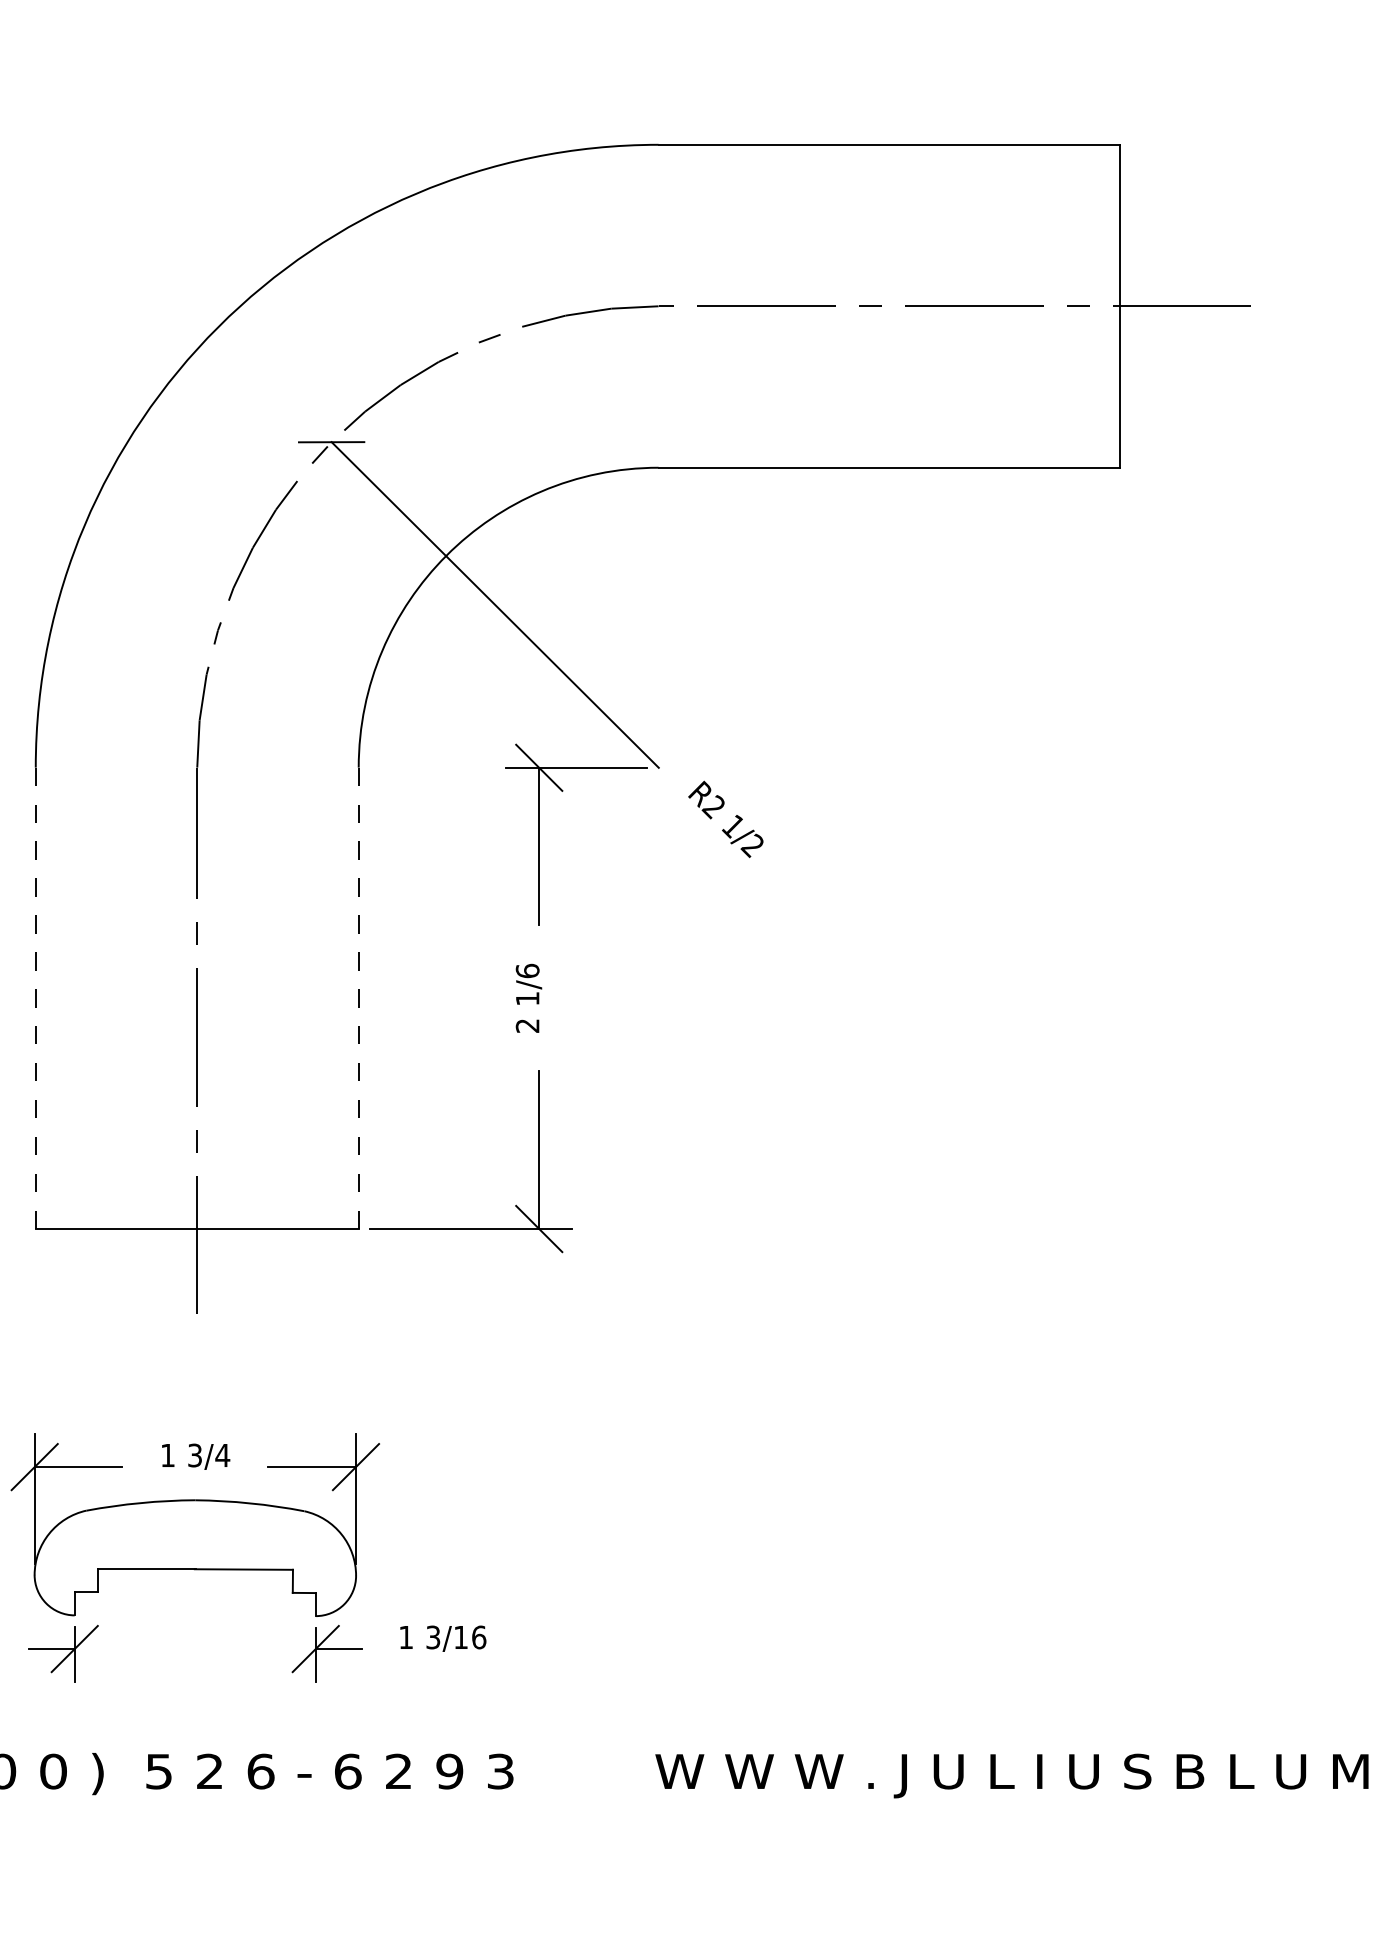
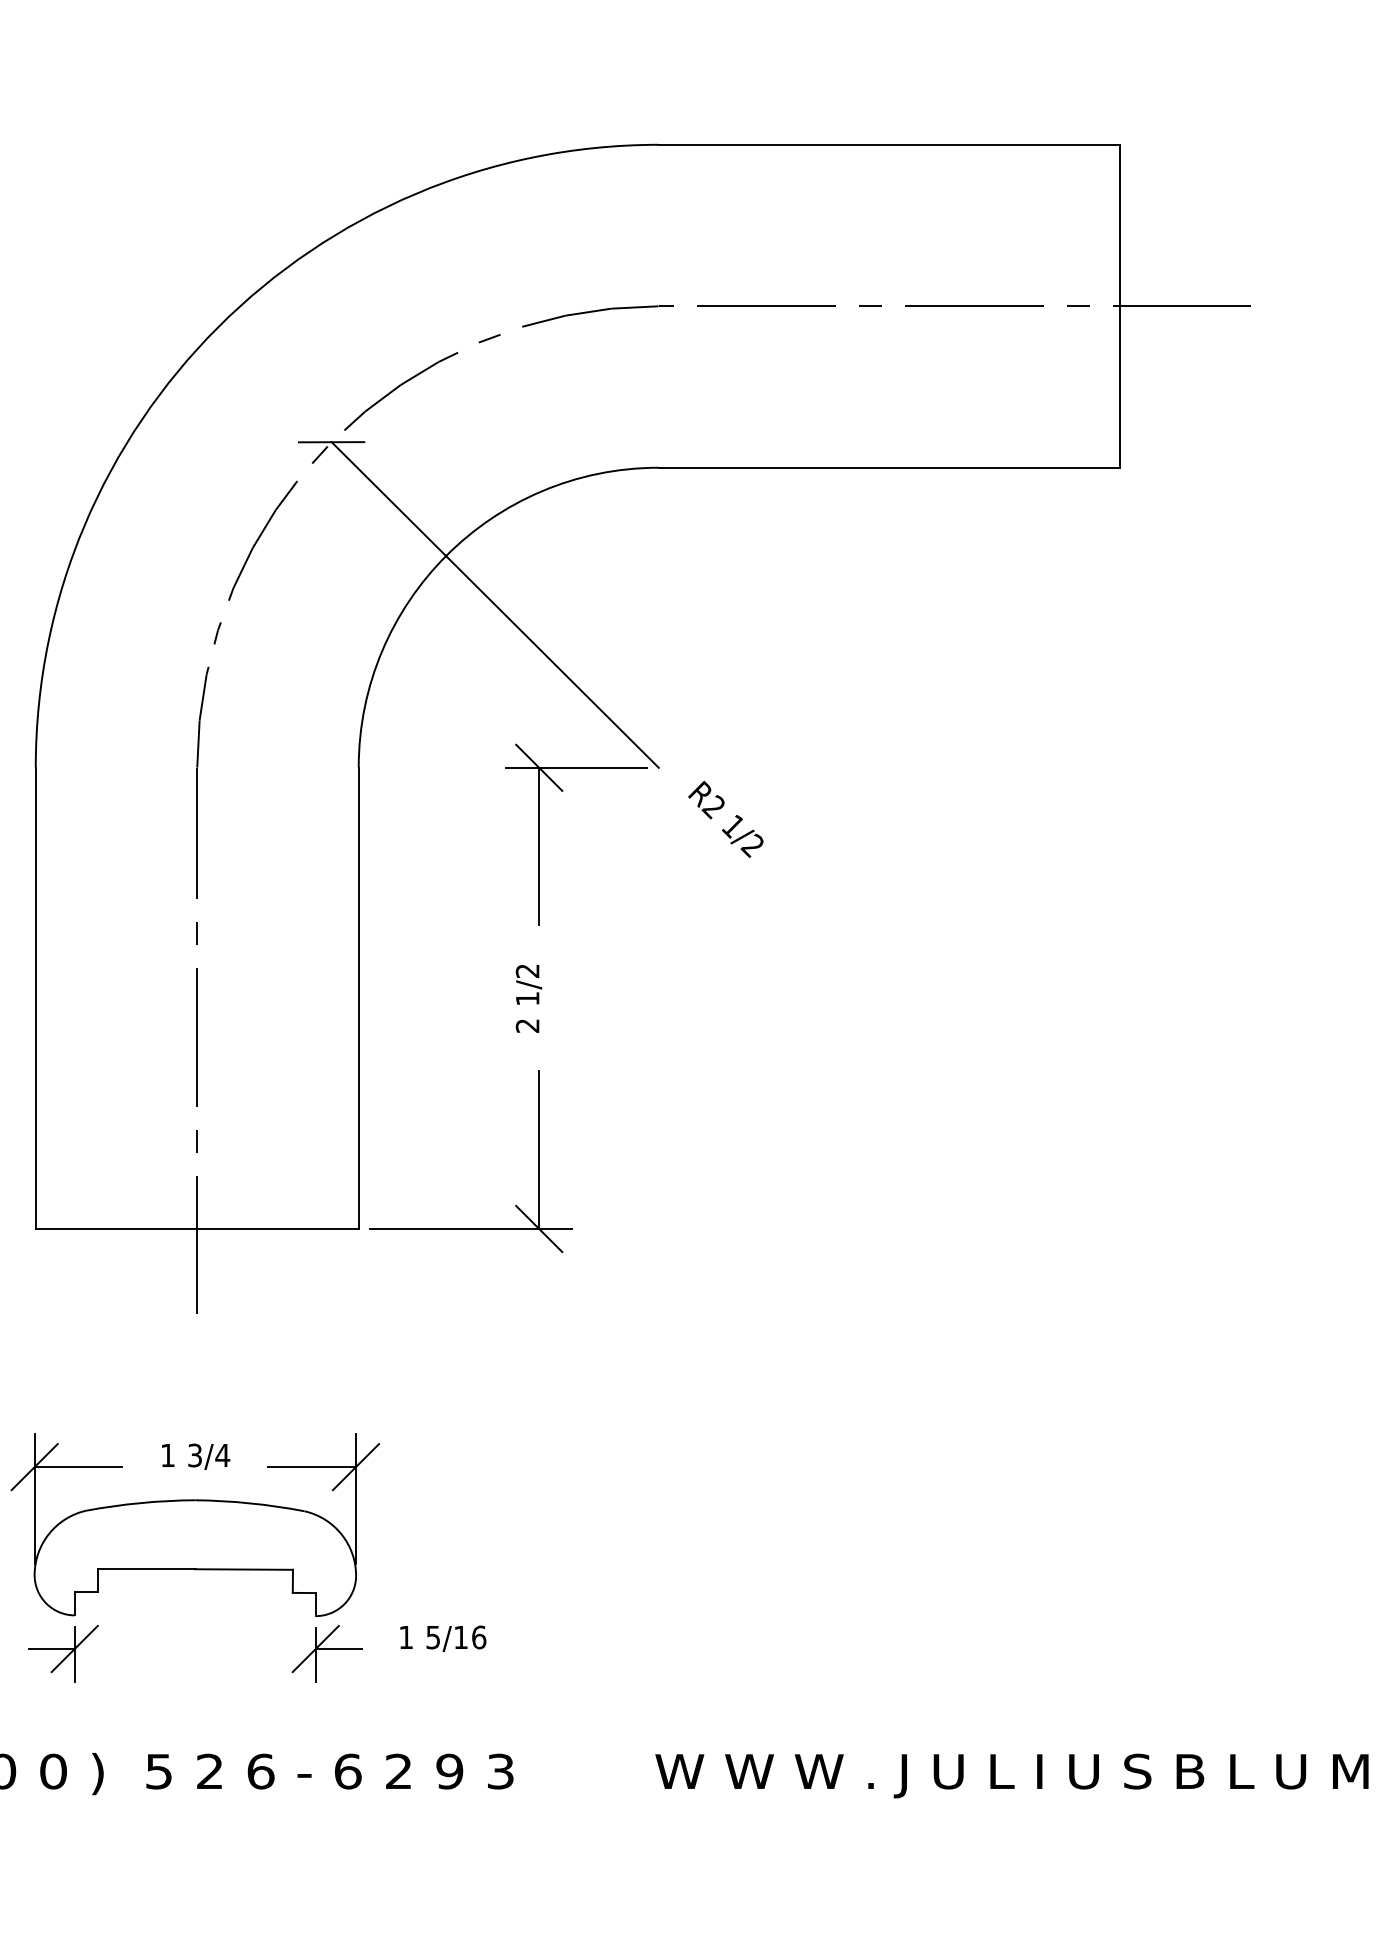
text: 1/6 -> 1/2 (527, 970)
line: dashed -> solid (35, 998)
line: dashed -> solid (358, 998)
text: 3/16 -> 5/16 (433, 1636)
